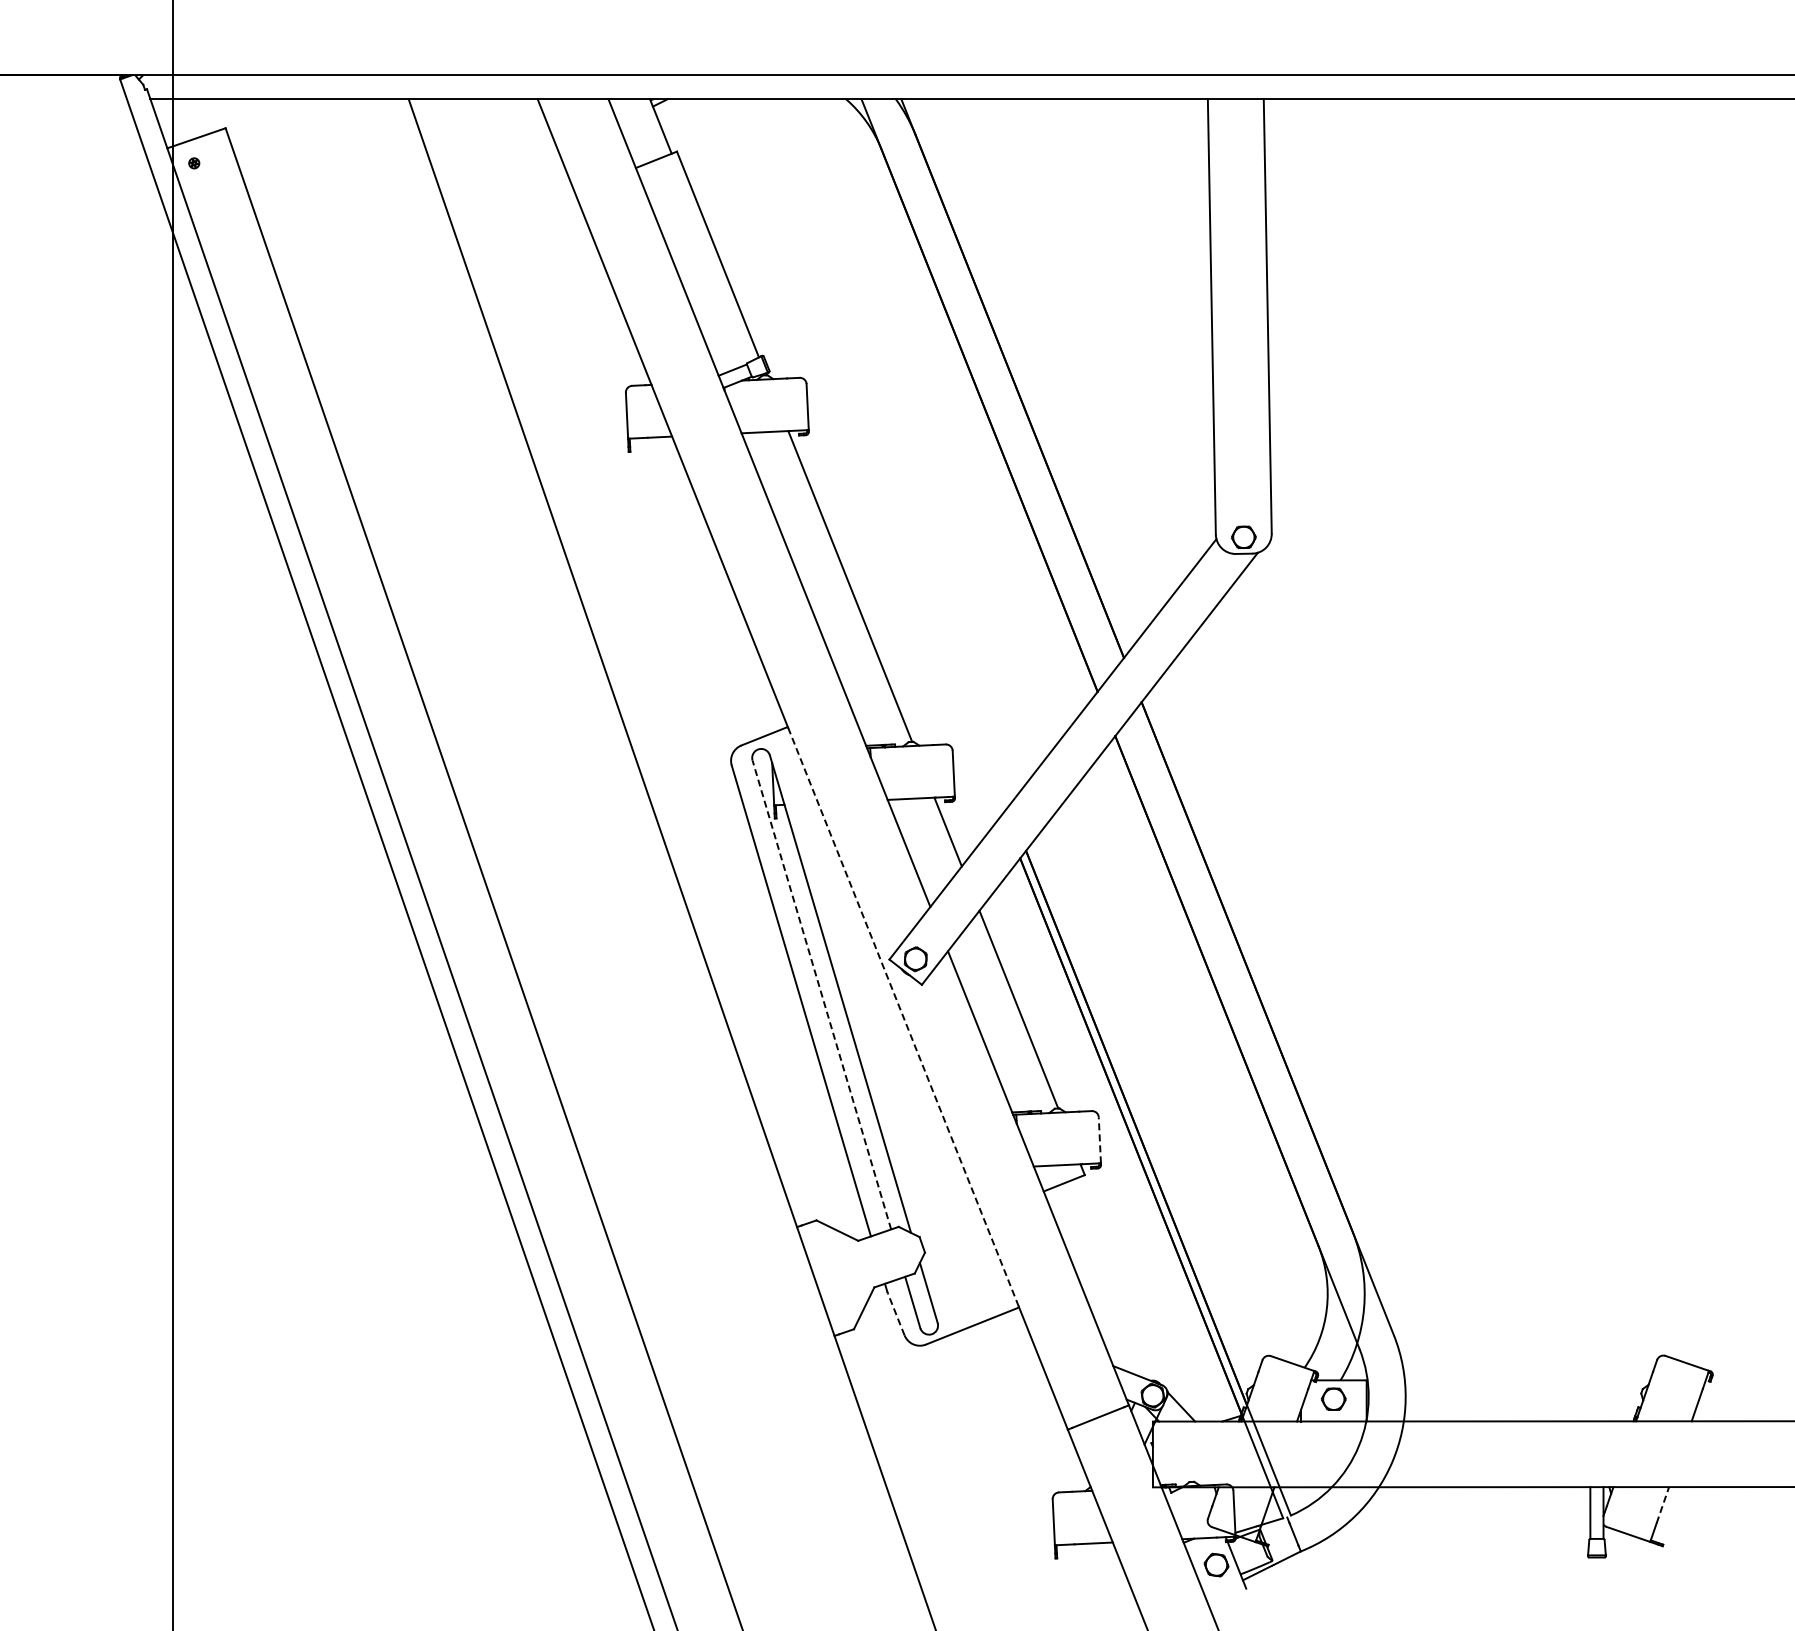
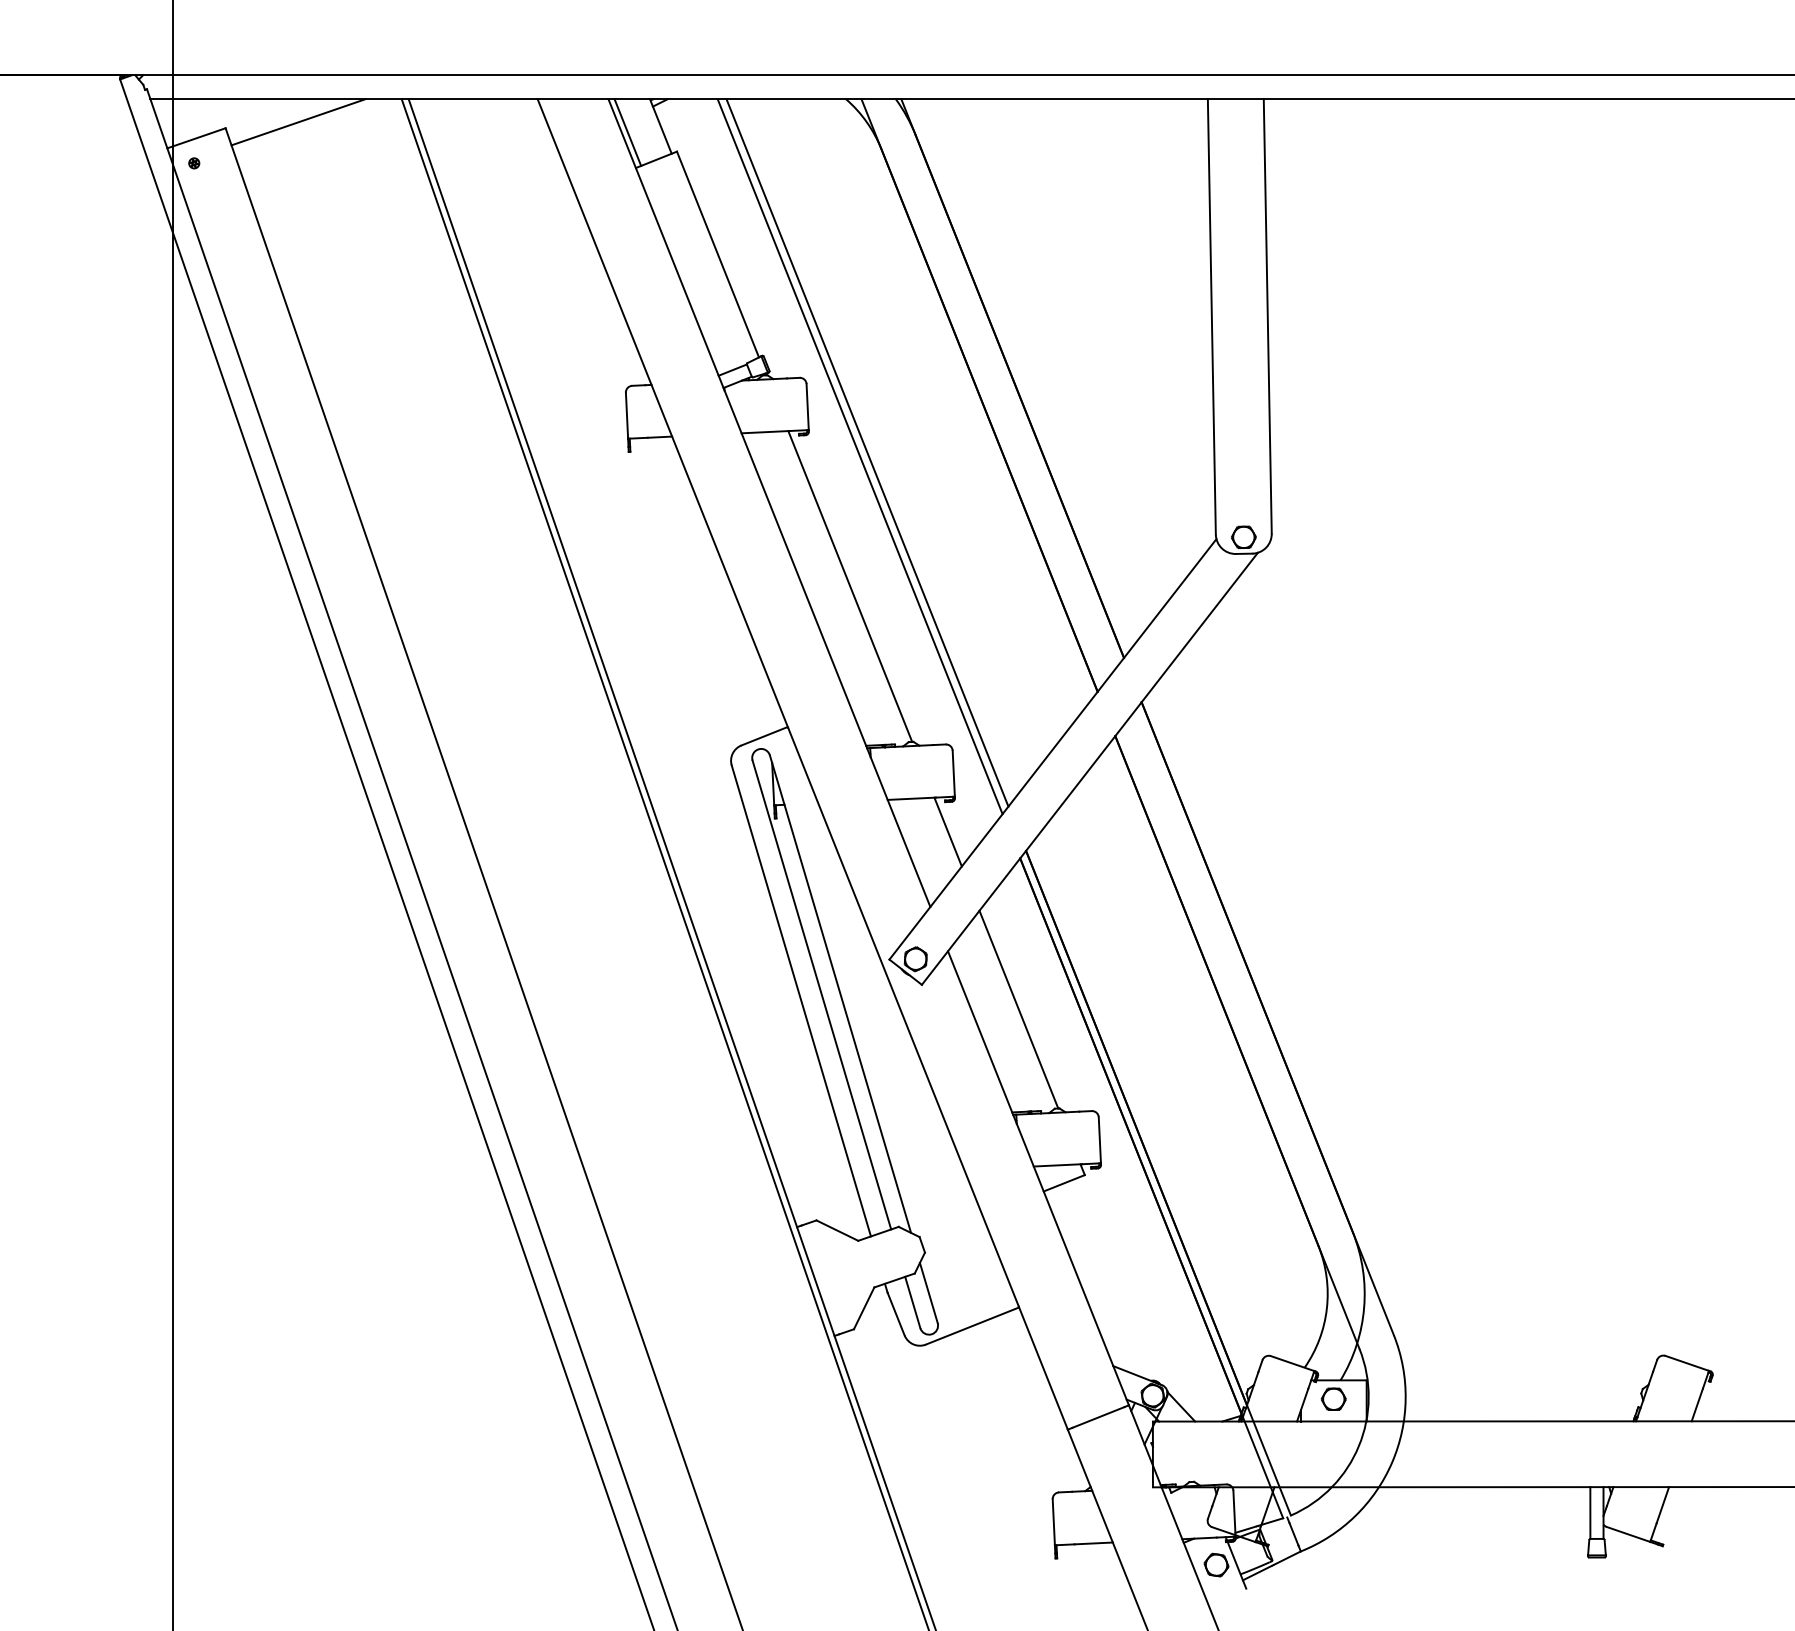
line: none -> present (298, 122)
line: none -> present (627, 132)
line: none -> present (867, 452)
line: none -> present (859, 456)
line: none -> present (664, 863)
line: dashed -> solid (821, 994)
line: dashed -> solid (903, 1017)
line: dashed -> solid (1099, 1139)
line: dashed -> solid (896, 1314)
line: dashed -> solid (1663, 1504)
